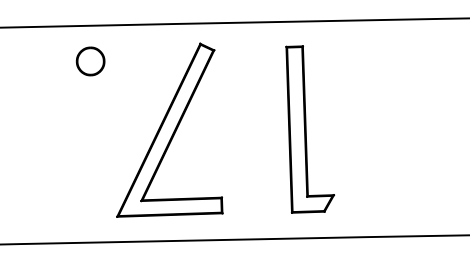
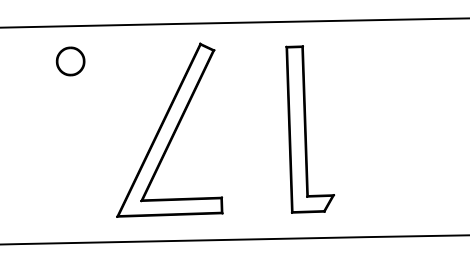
part position: (90, 61) -> (70, 61) (70, 61)
